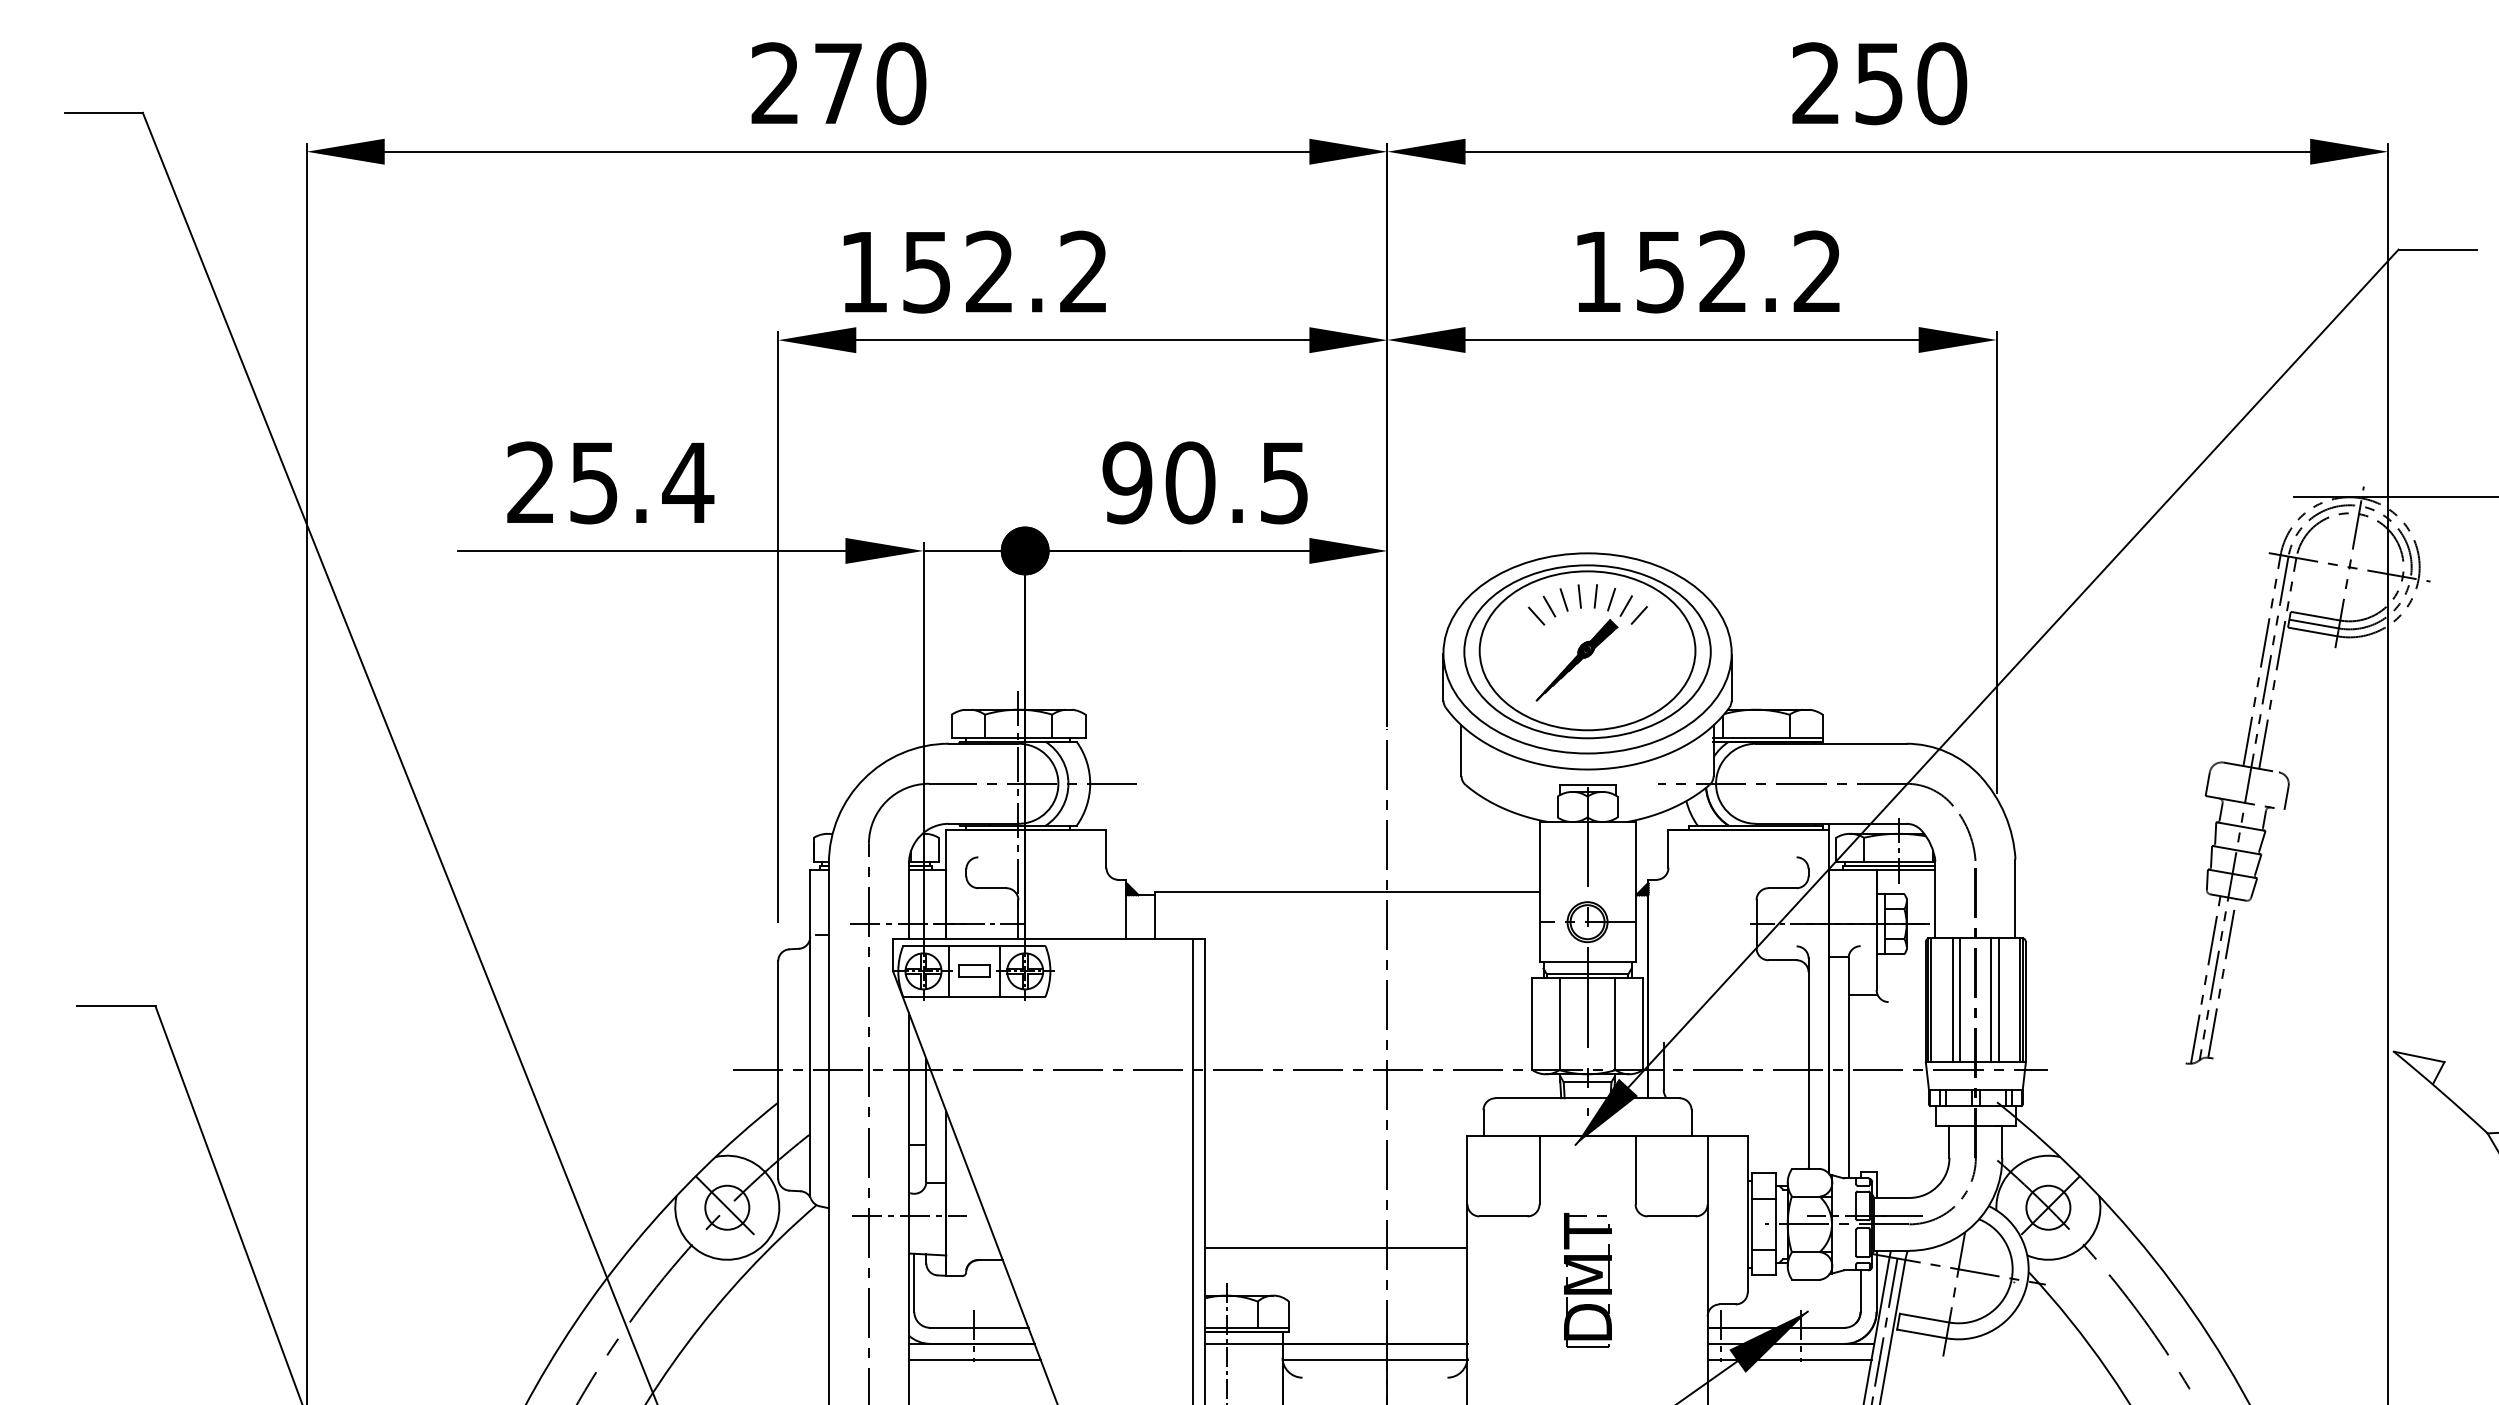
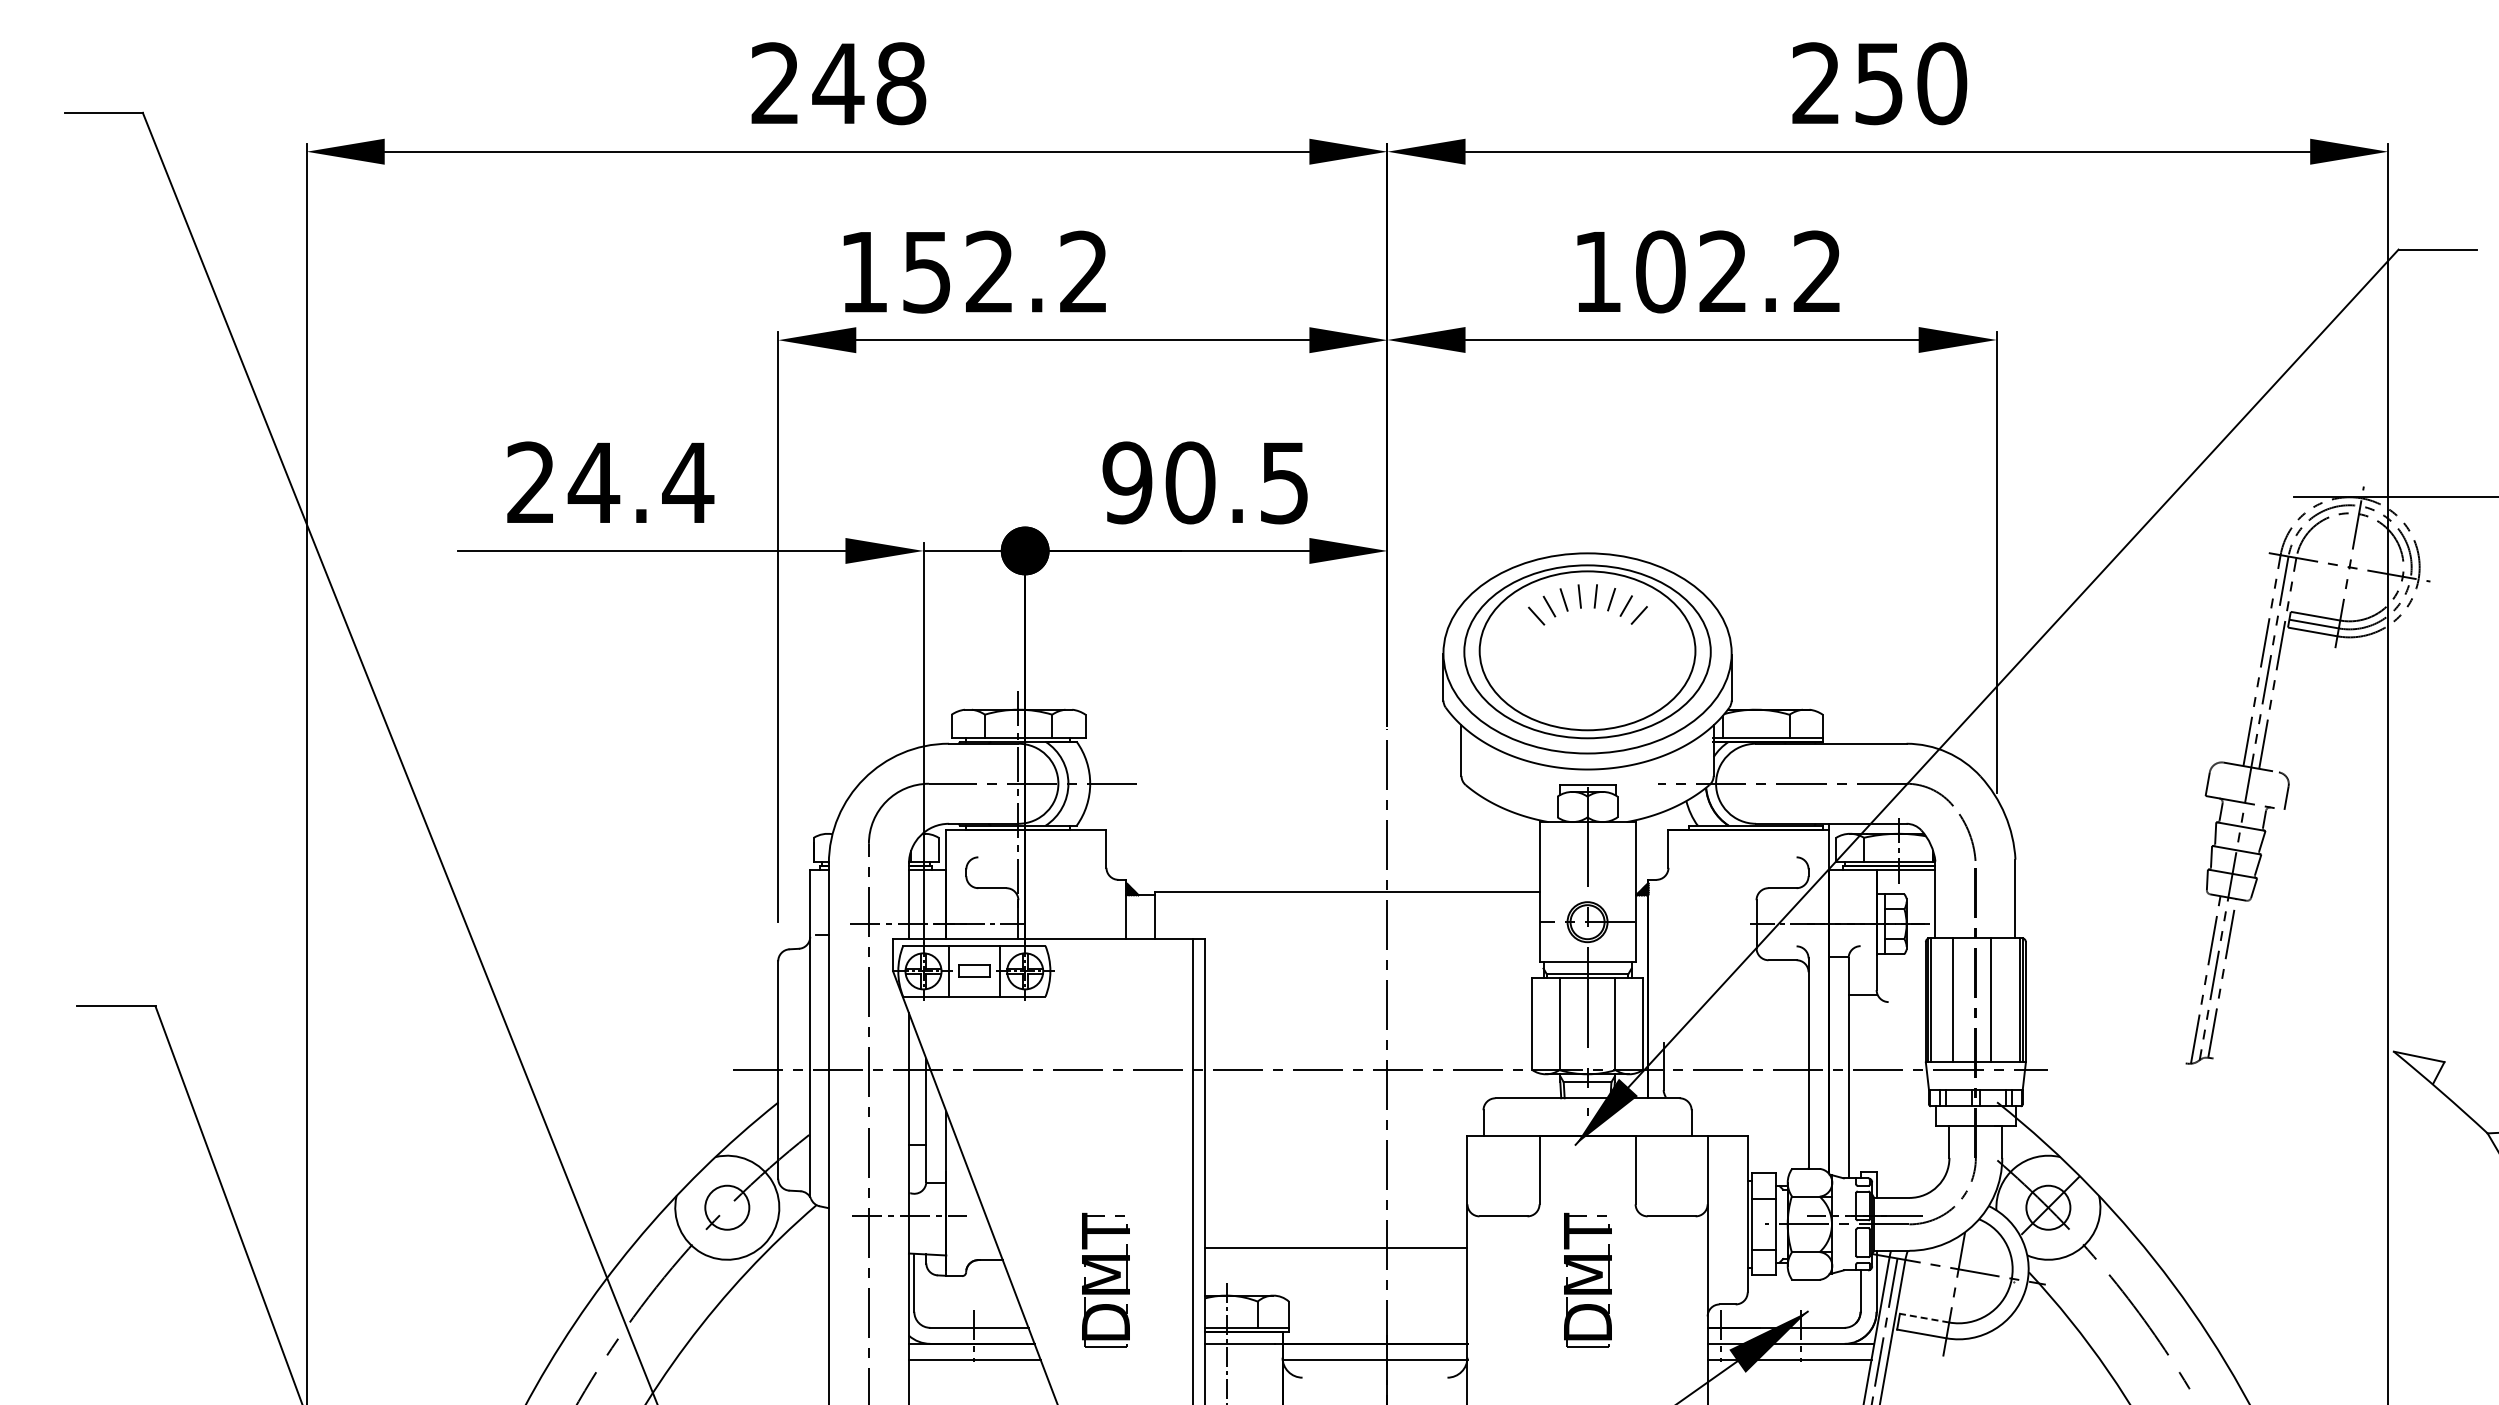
text: 270 -> 248 (869, 83)
text: 152.2 -> 102.2 (1660, 271)
text: 25.4 -> 24.4 (593, 483)
part: present -> none (1576, 660)
line: present -> none (1960, 1000)
line: present -> none (1998, 1000)
line: present -> none (724, 1205)
part: none -> present (1105, 1279)
line: solid -> dashed (1924, 1318)
